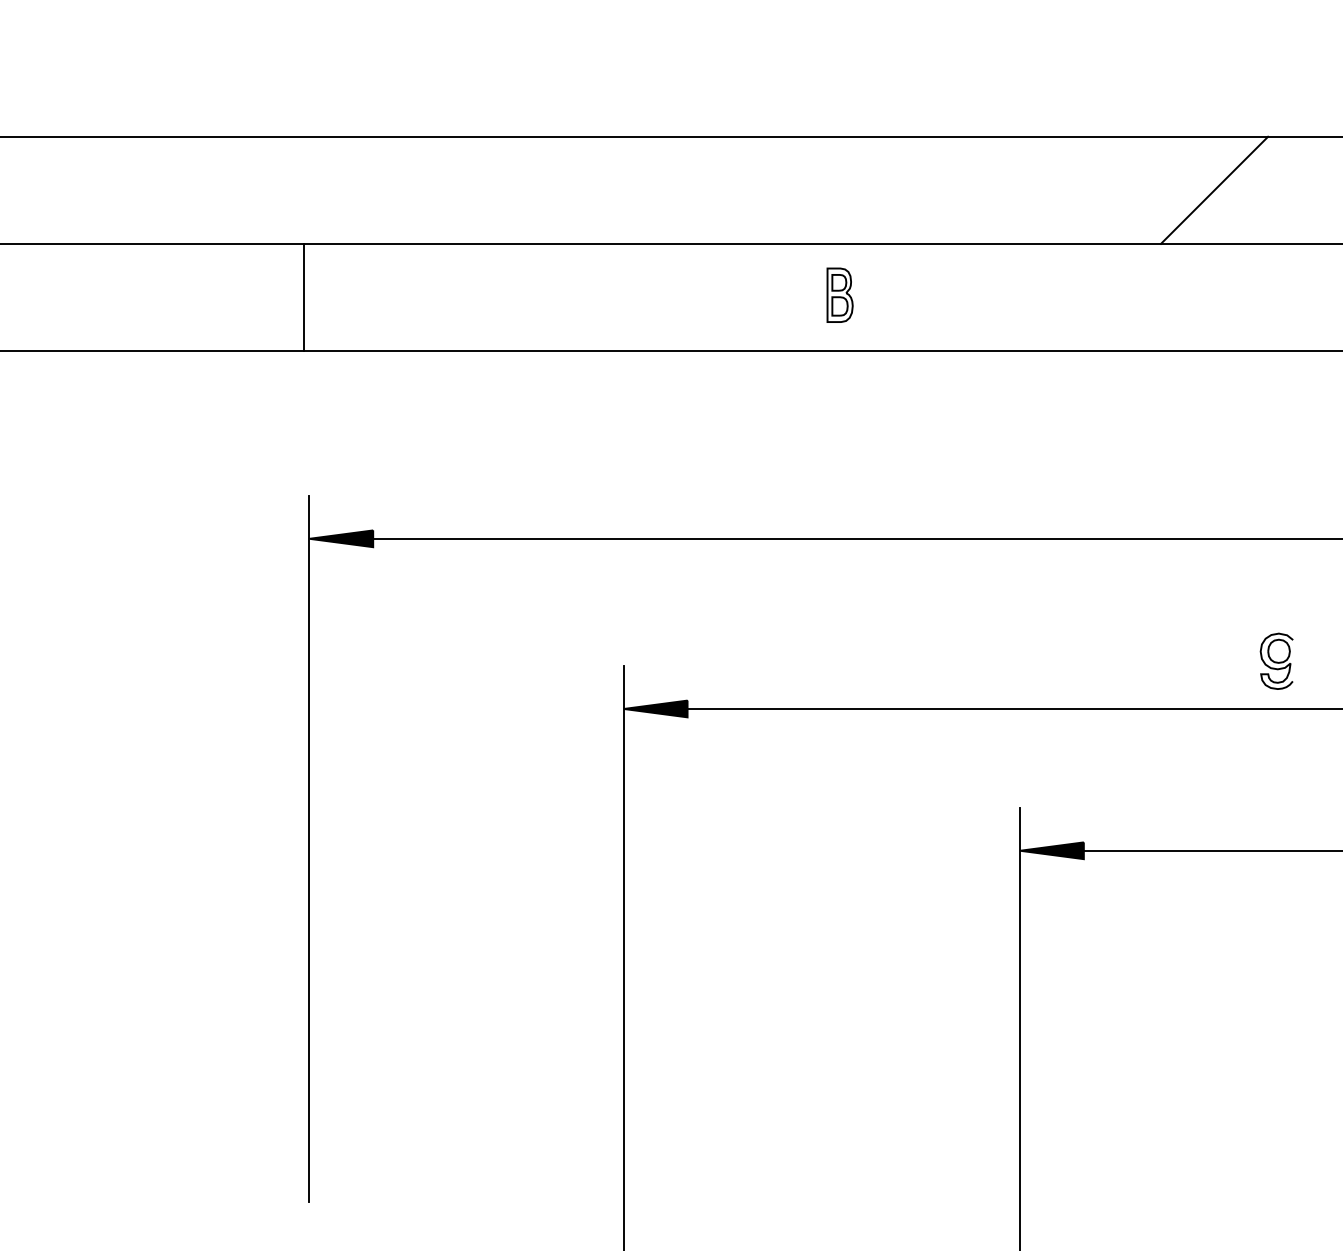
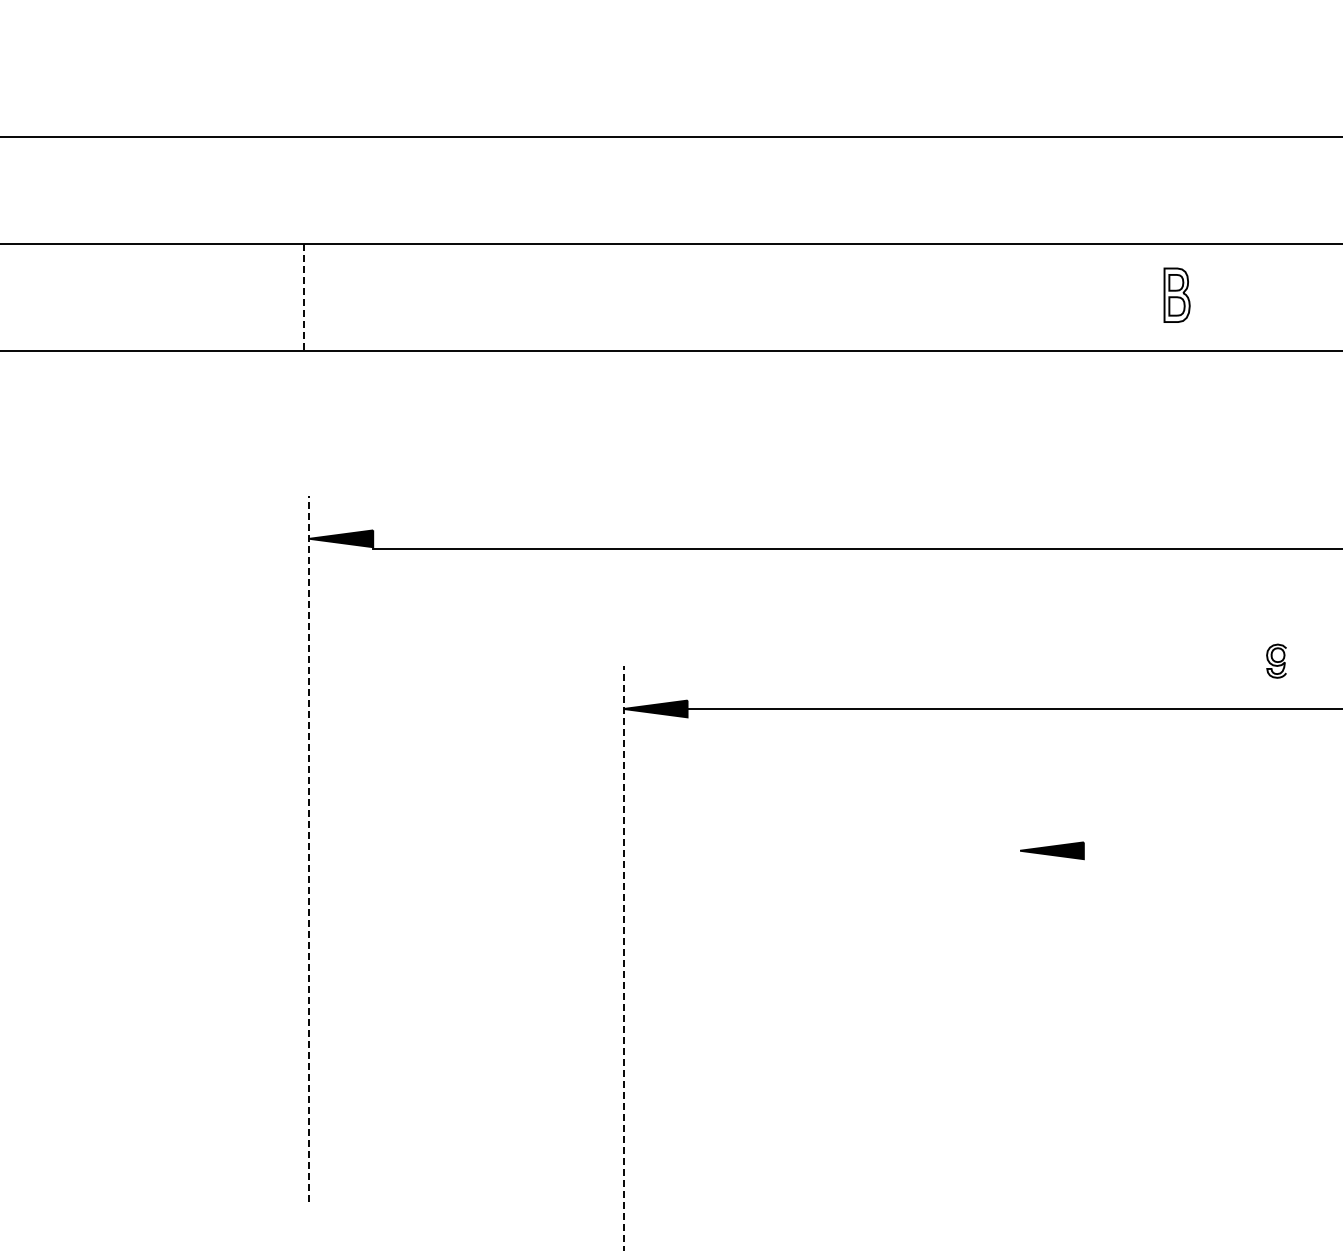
line: present -> none (1214, 189)
part position: (839, 294) -> (1176, 294) (1176, 294)
line: solid -> dashed (304, 297)
line position: (856, 538) -> (856, 548) (856, 548)
part size: 35x58 px -> 21x36 px (1276, 660)
line: solid -> dashed (309, 848)
line: present -> none (1211, 850)
line: solid -> dashed (623, 957)
line: present -> none (1020, 1027)
